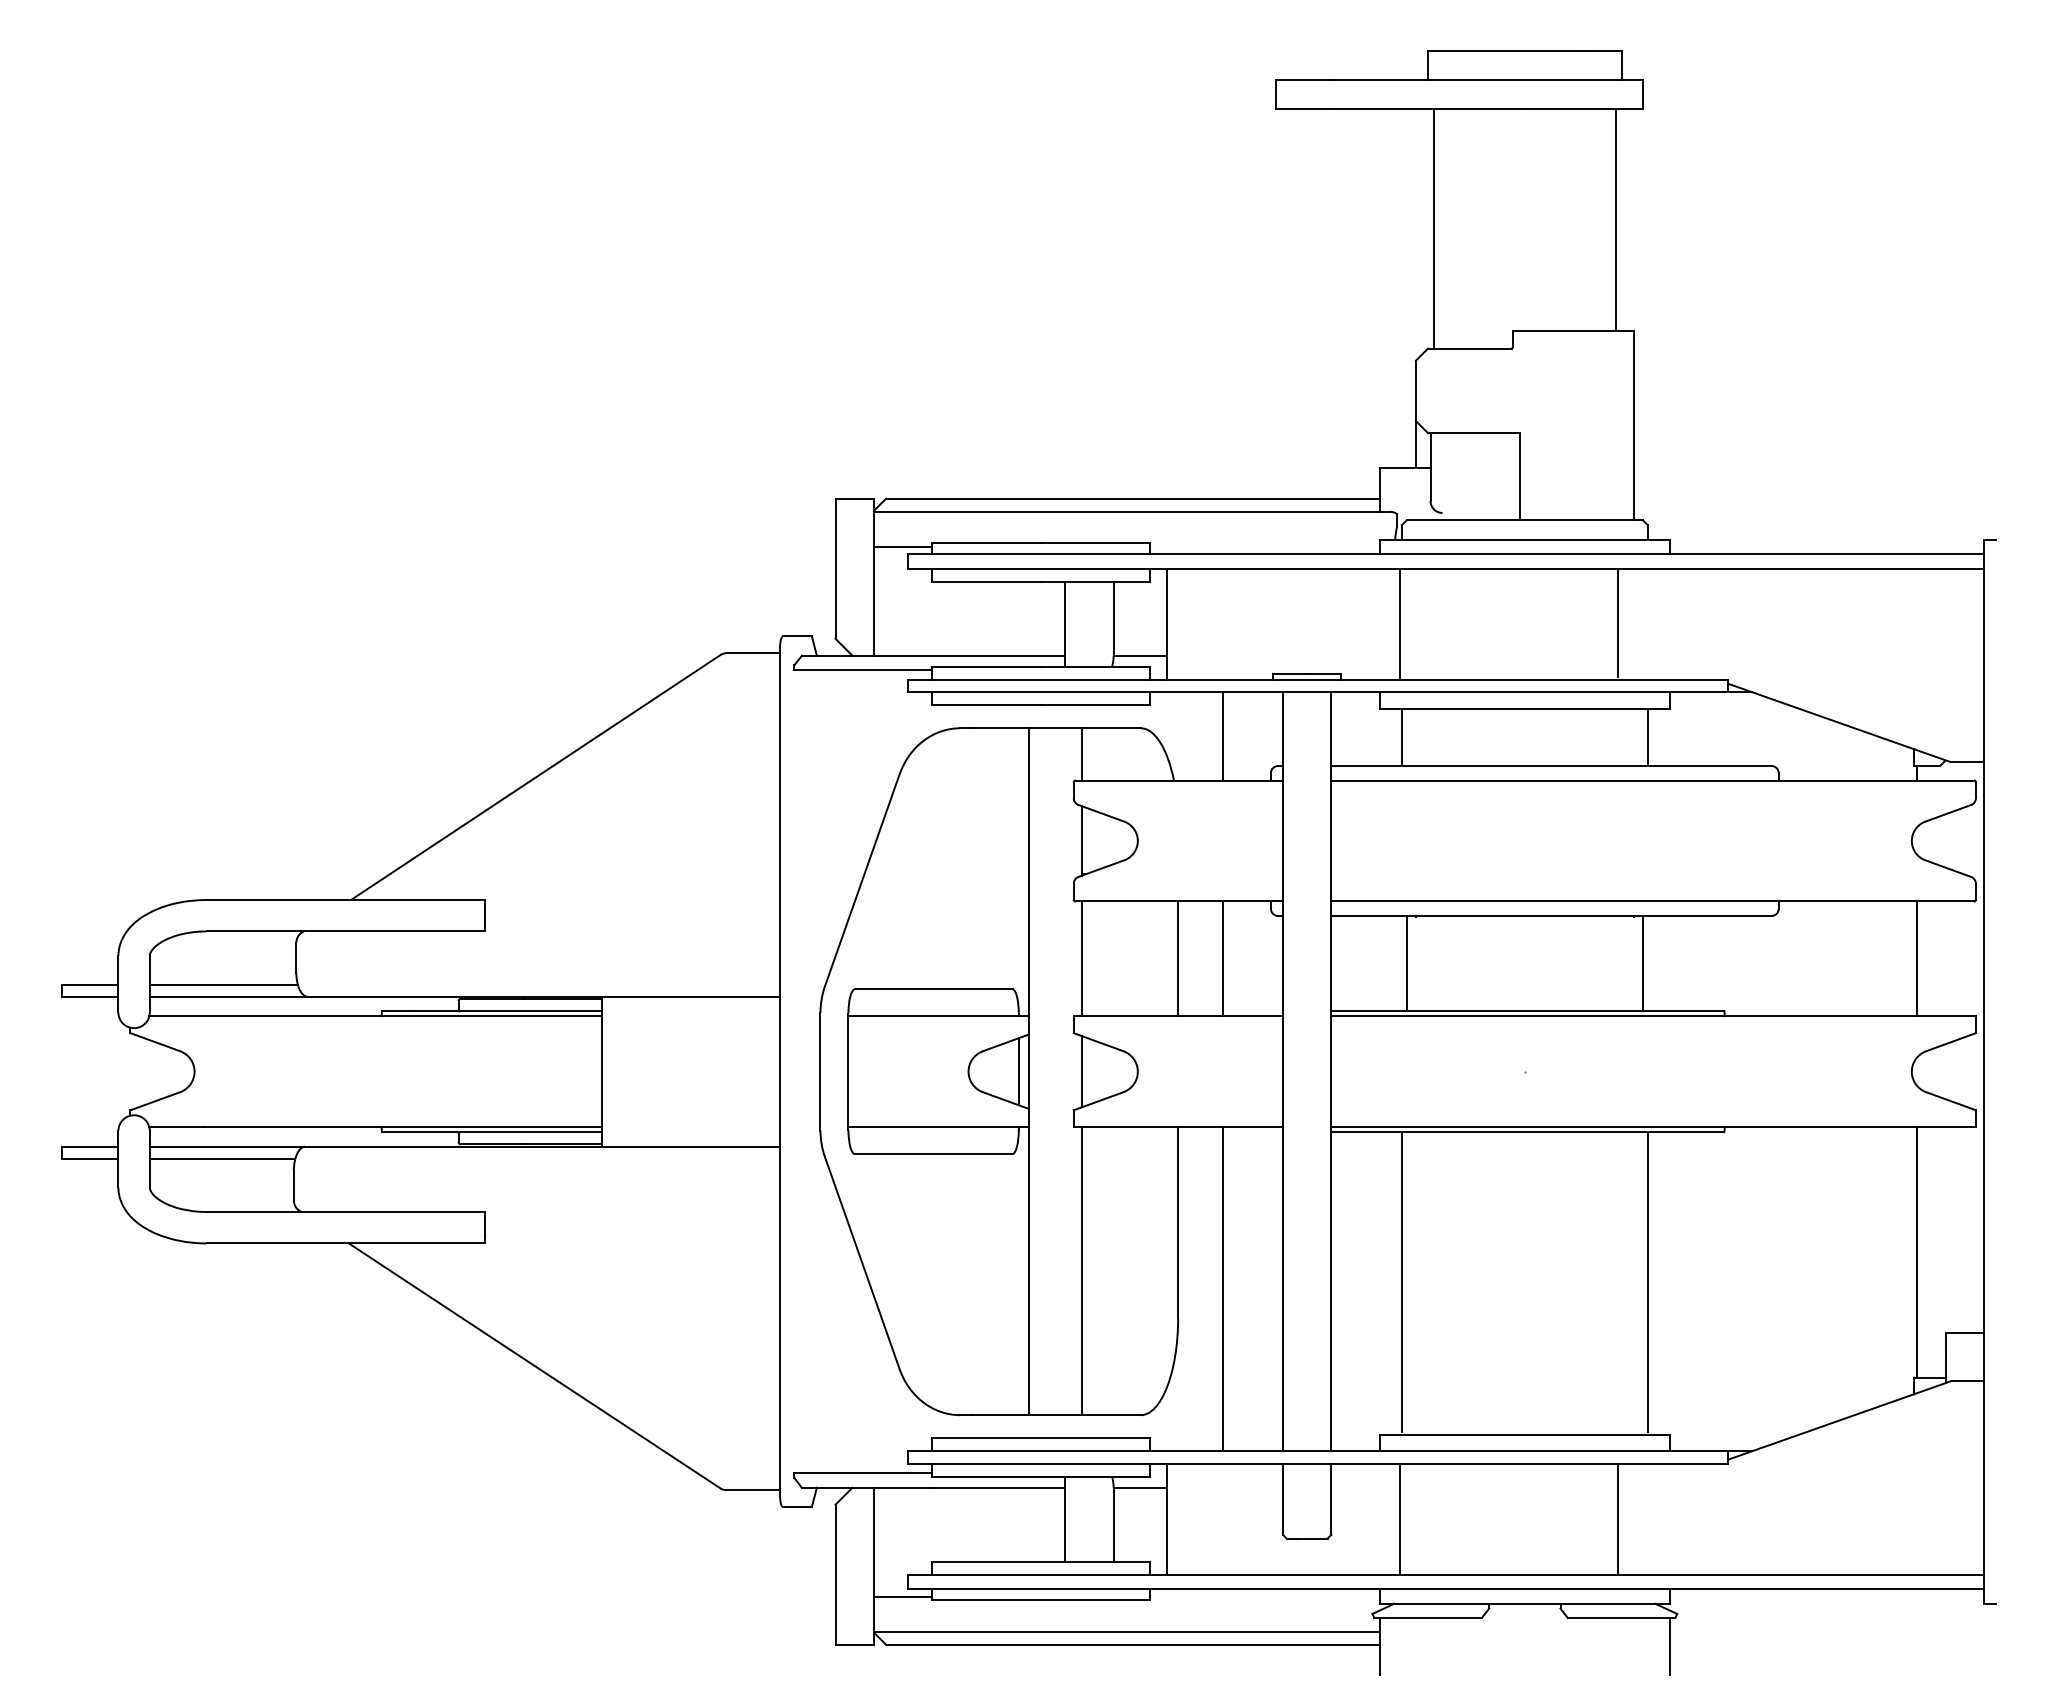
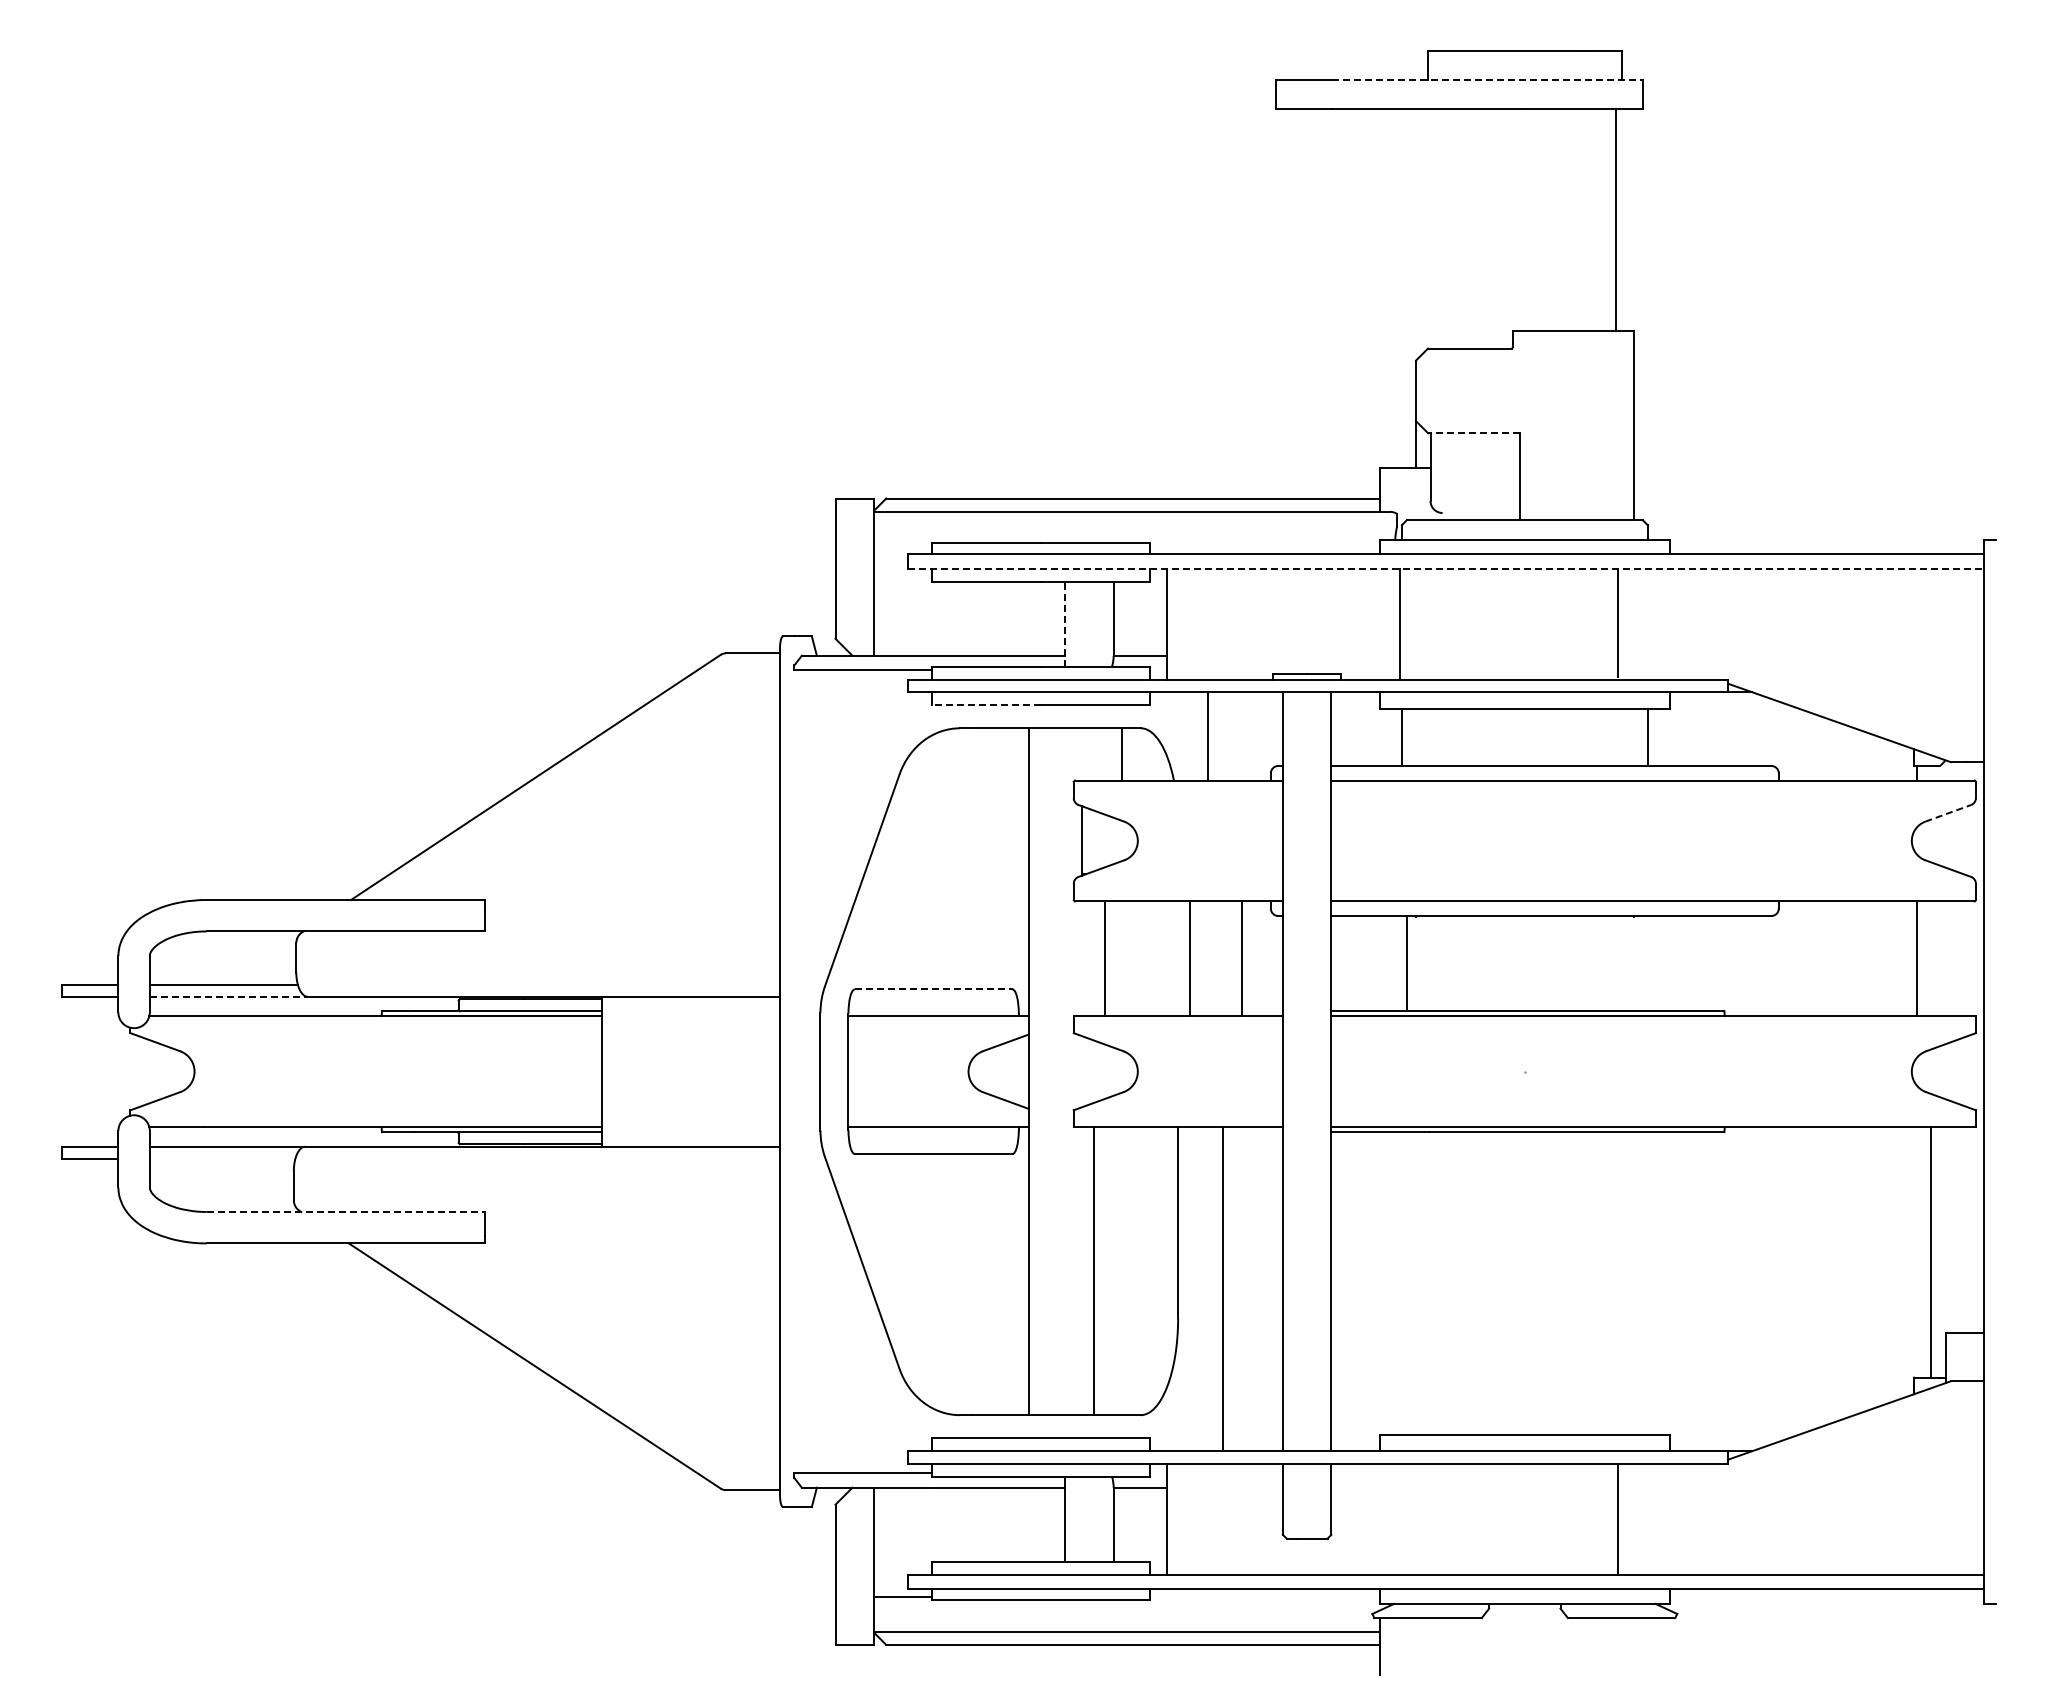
line: solid -> dashed (1487, 80)
line: present -> none (1434, 228)
line: solid -> dashed (1474, 433)
line: present -> none (903, 546)
line: solid -> dashed (1446, 568)
line: solid -> dashed (1065, 623)
line: solid -> dashed (986, 705)
line position: (1222, 736) -> (1207, 736) (1207, 736)
line position: (1082, 754) -> (1122, 754) (1122, 754)
line: solid -> dashed (1948, 813)
line position: (1082, 958) -> (1105, 958) (1105, 958)
line position: (1178, 958) -> (1190, 958) (1190, 958)
line position: (1222, 958) -> (1241, 958) (1241, 958)
line: present -> none (1642, 963)
line: solid -> dashed (933, 989)
line: solid -> dashed (228, 996)
line: present -> none (1018, 1071)
line: present -> none (1082, 1071)
line: present -> none (222, 1158)
line: solid -> dashed (346, 1212)
line position: (1916, 1252) -> (1930, 1252) (1930, 1252)
line position: (1082, 1271) -> (1094, 1271) (1094, 1271)
line: present -> none (1401, 1282)
line: present -> none (1647, 1282)
line: present -> none (1399, 1518)
line: present -> none (1670, 1646)
